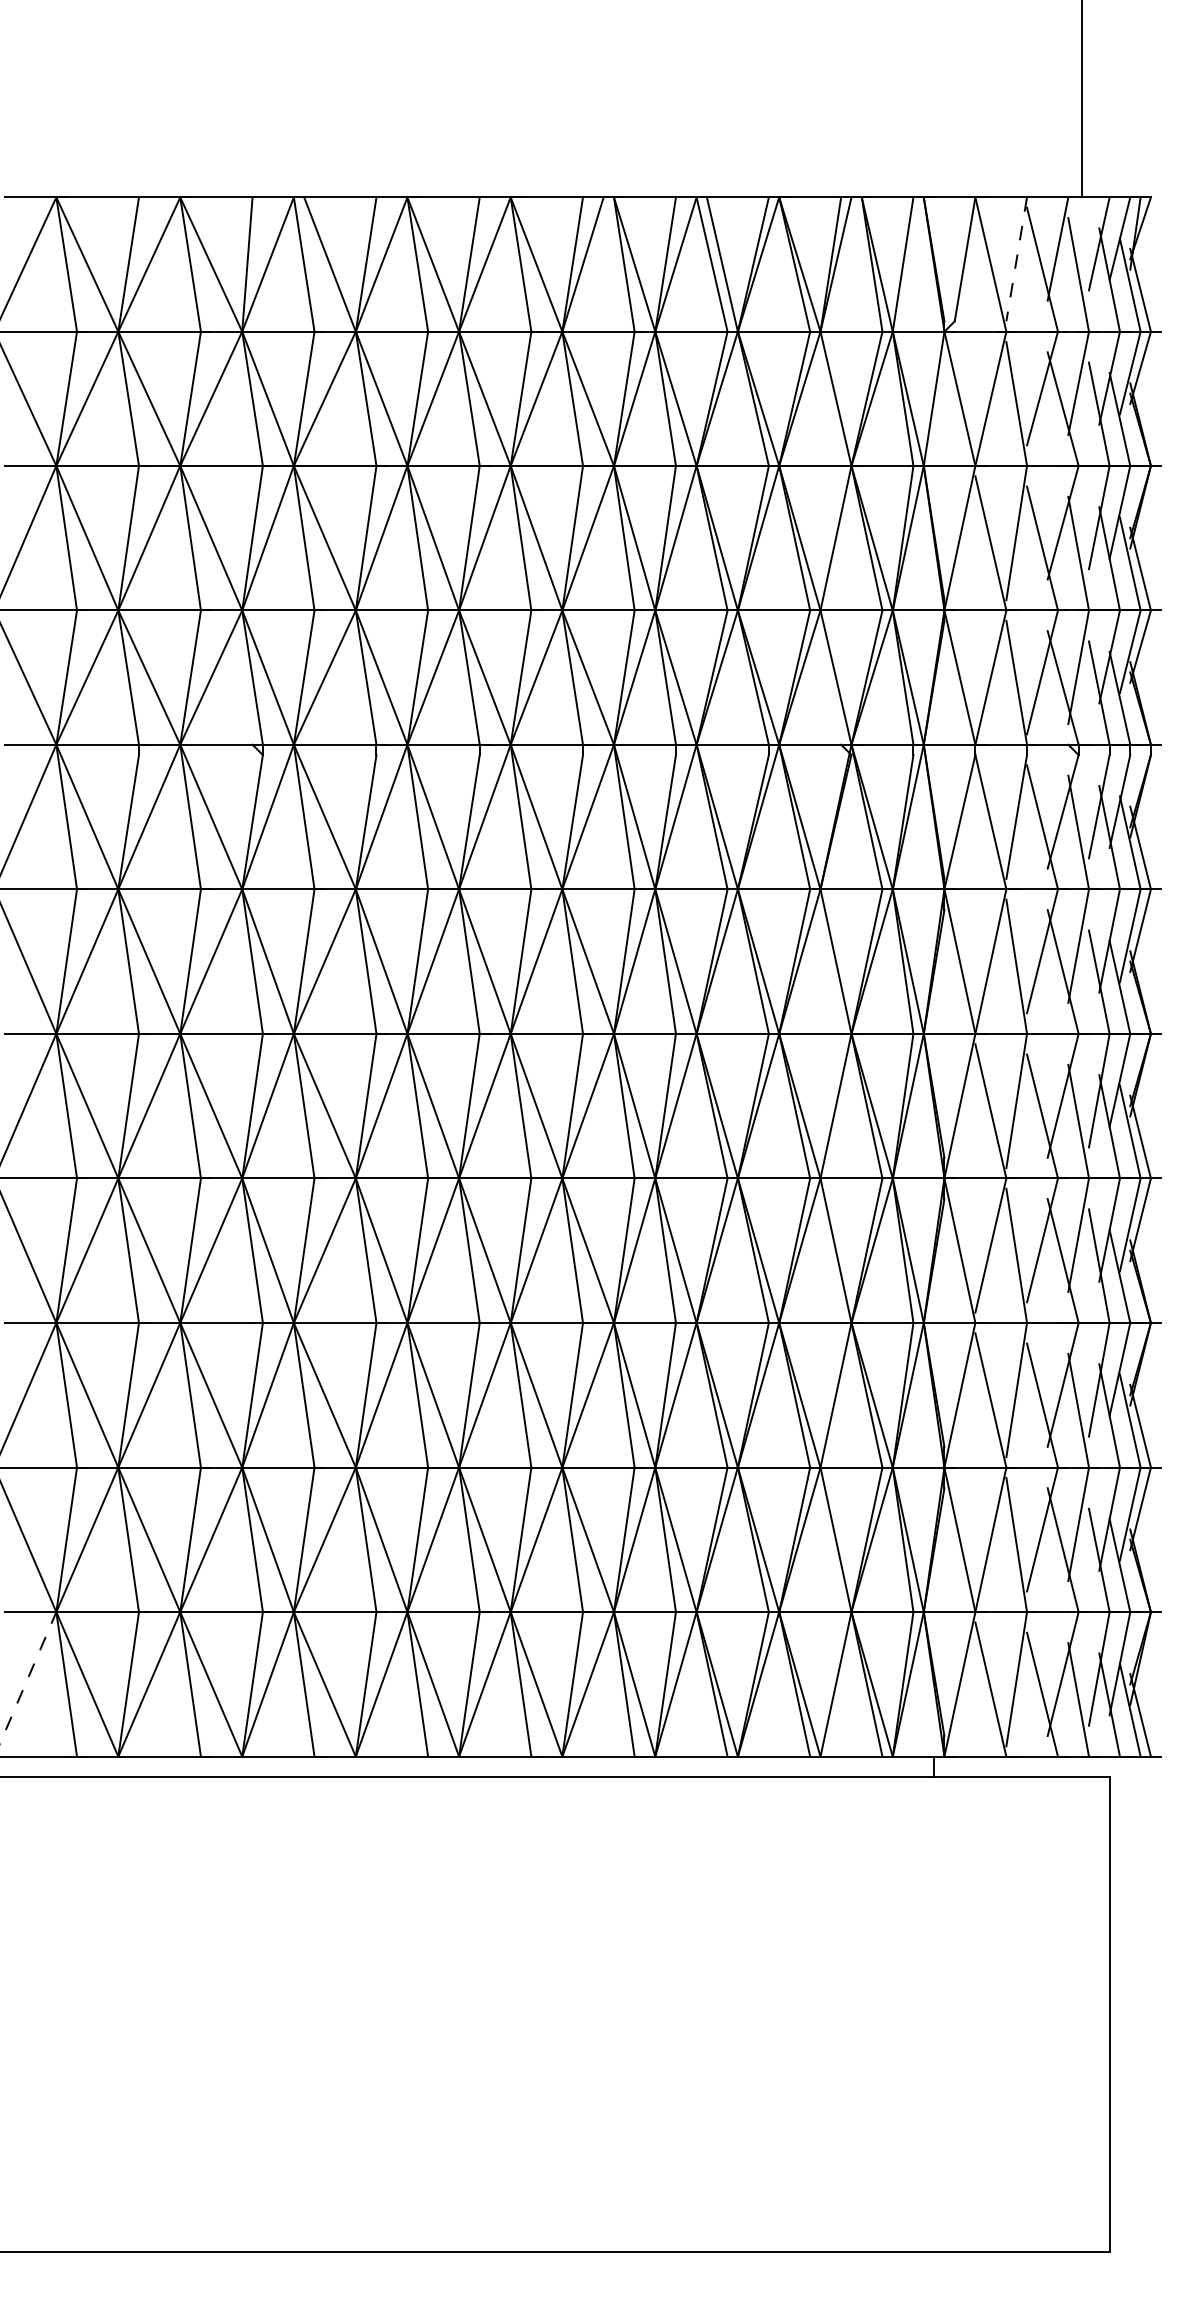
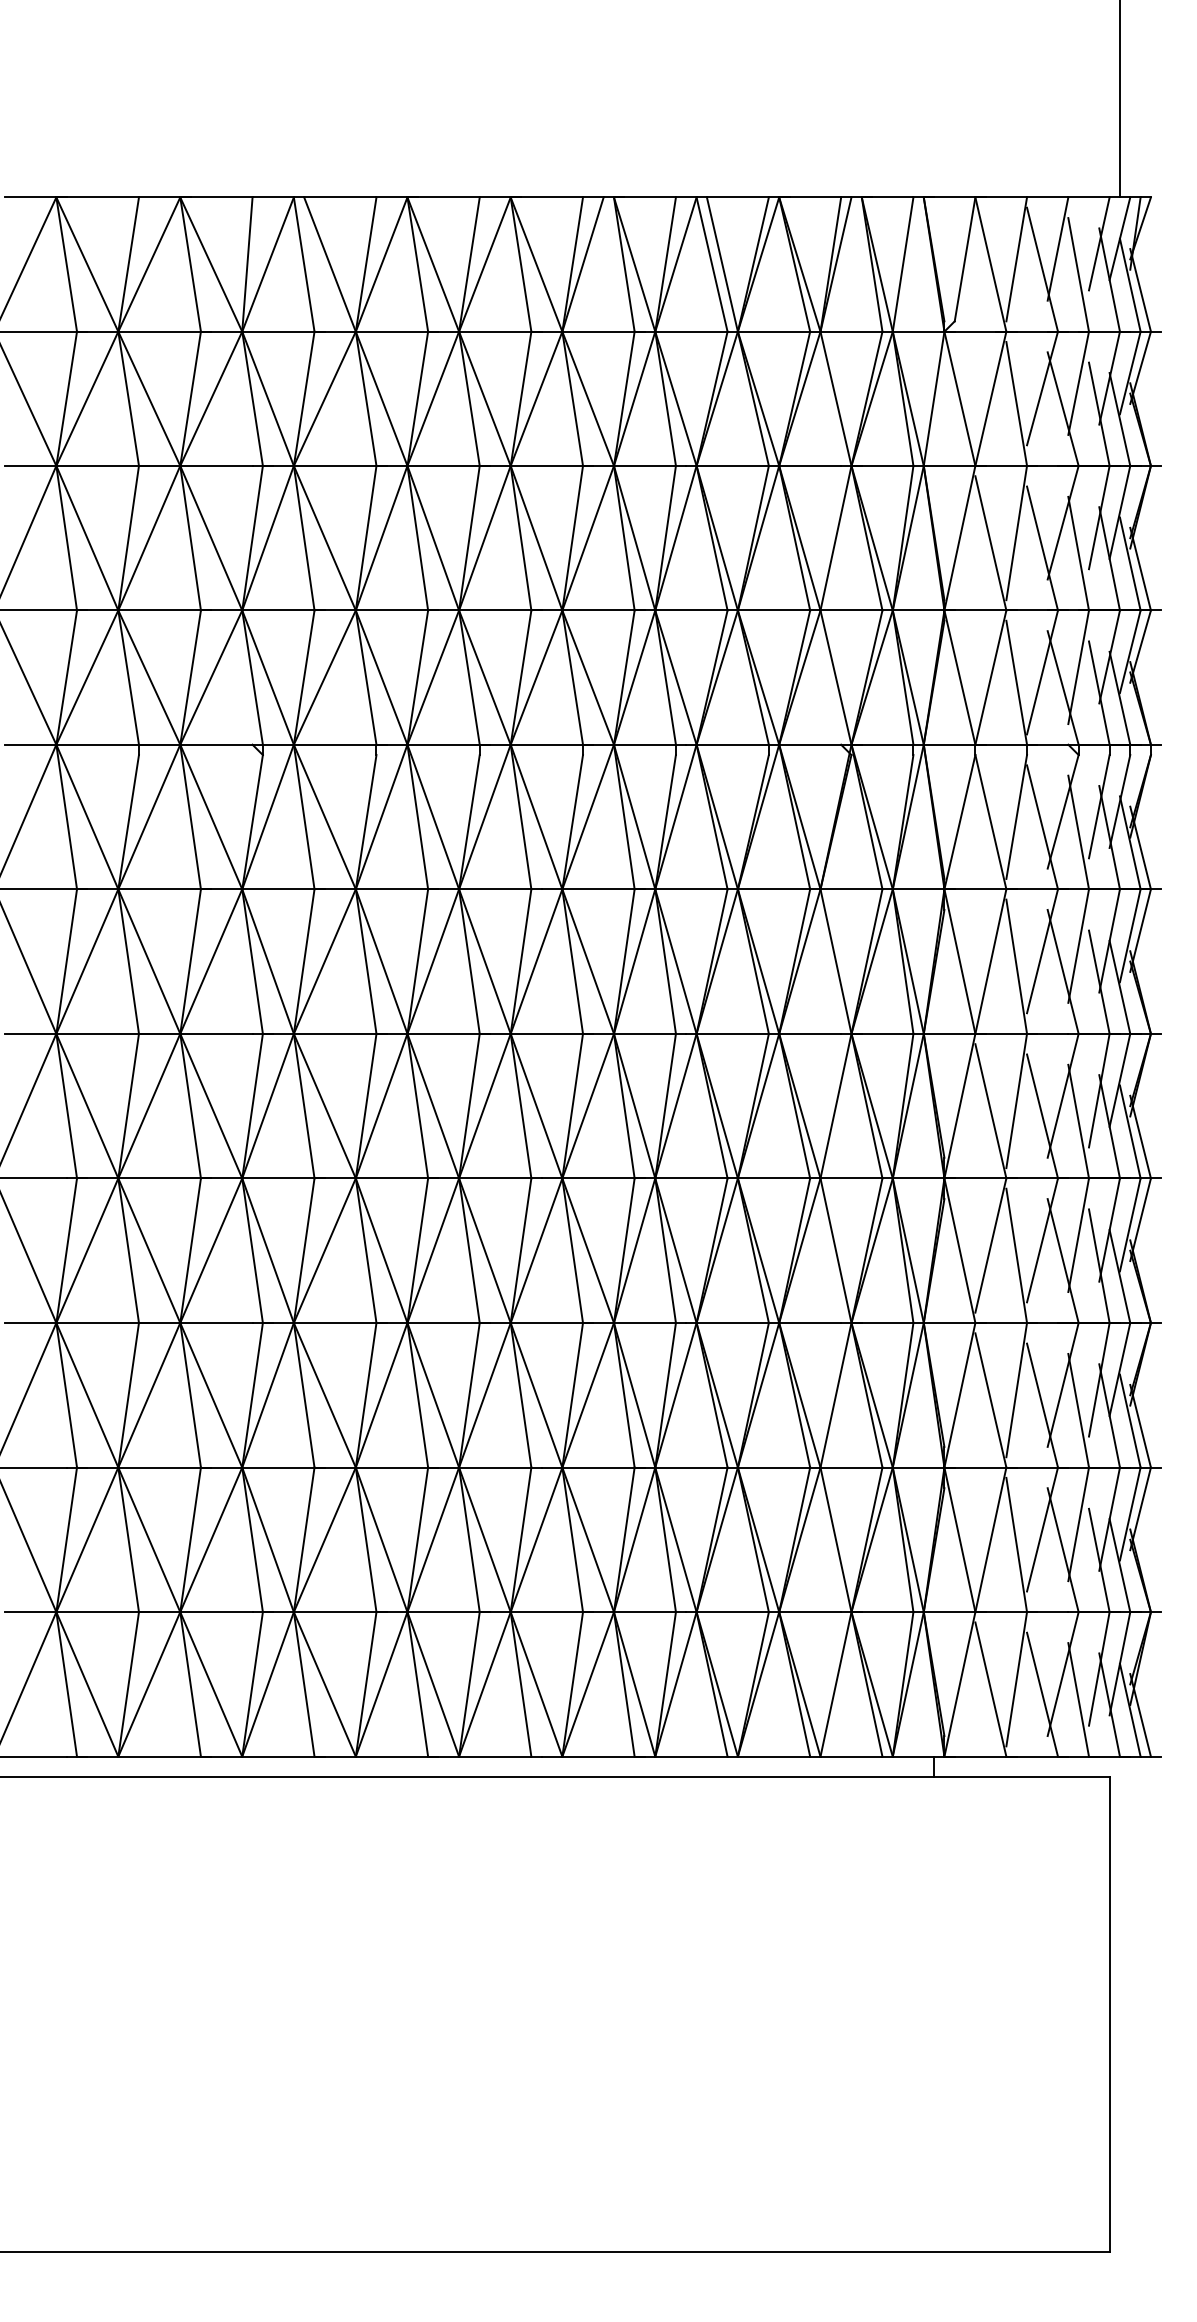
line position: (1081, 99) -> (1119, 99) (1119, 99)
line: dashed -> solid (1016, 259)
line: dashed -> solid (28, 1677)
